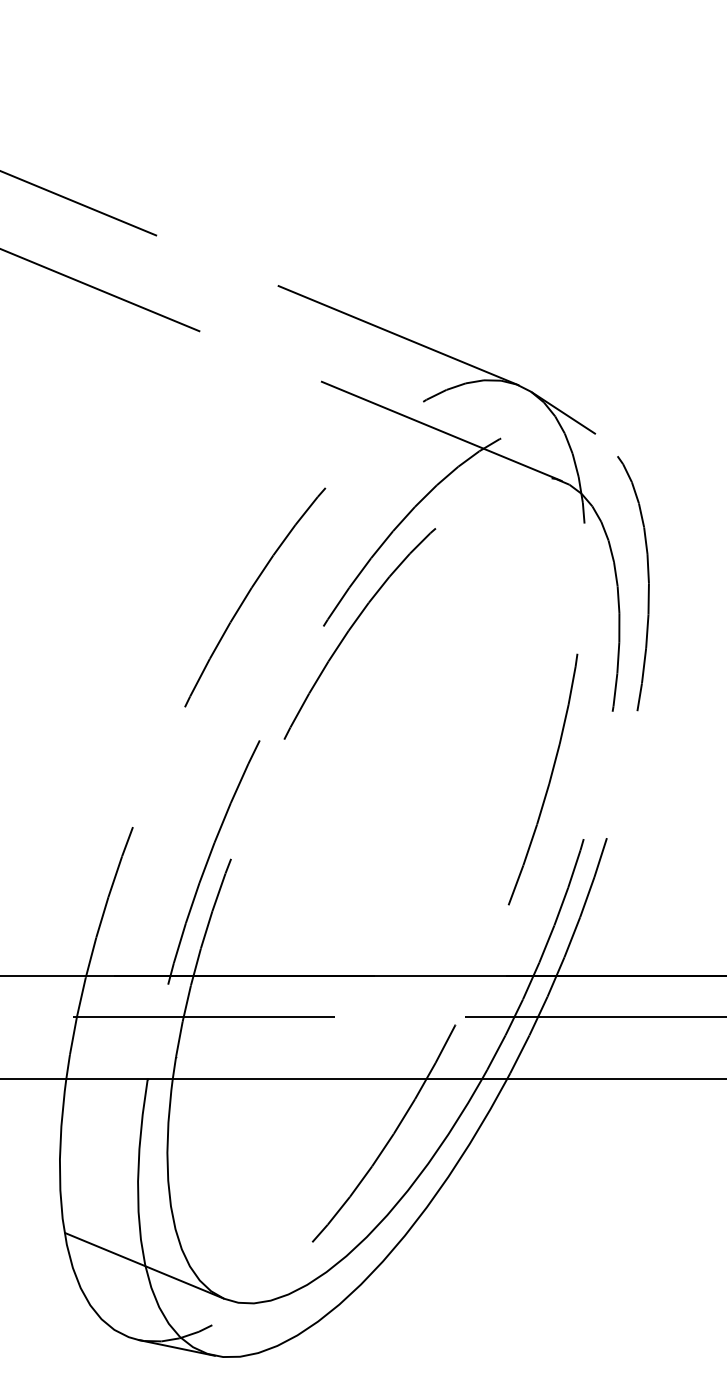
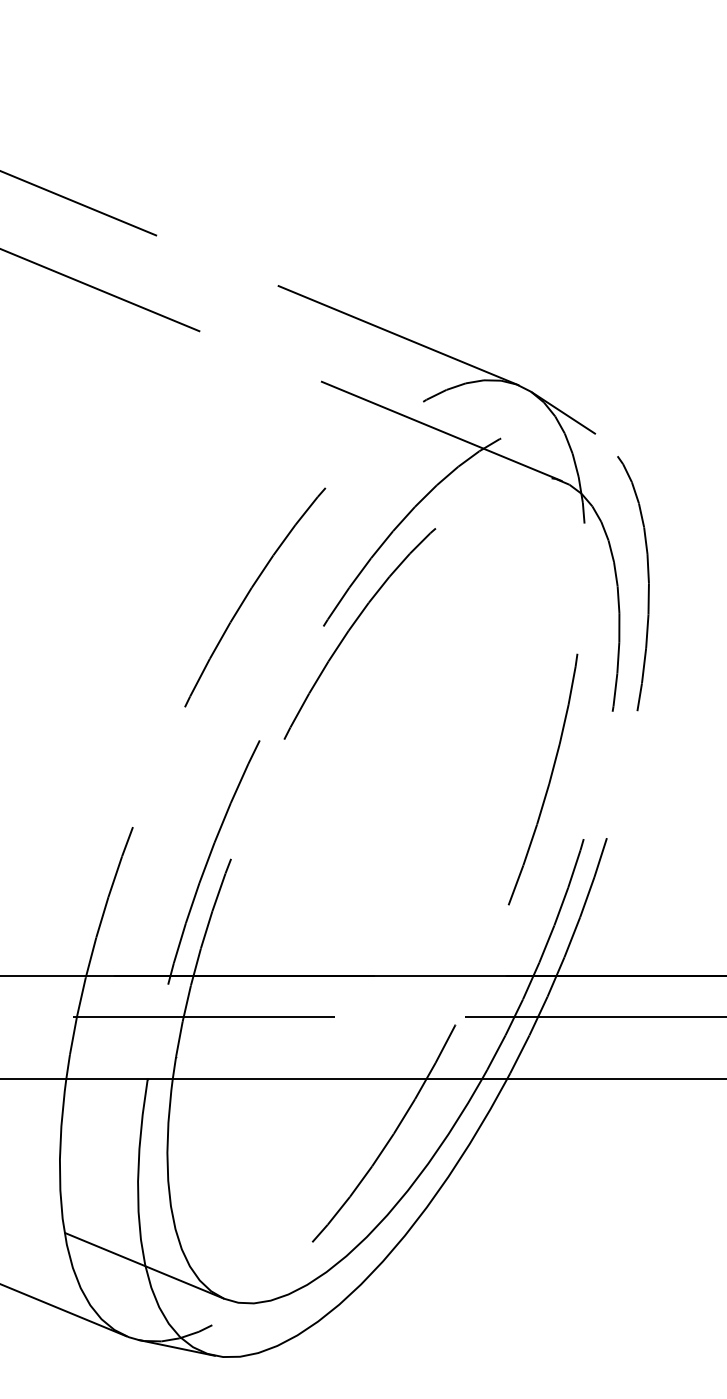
line: none -> present (64, 1310)
